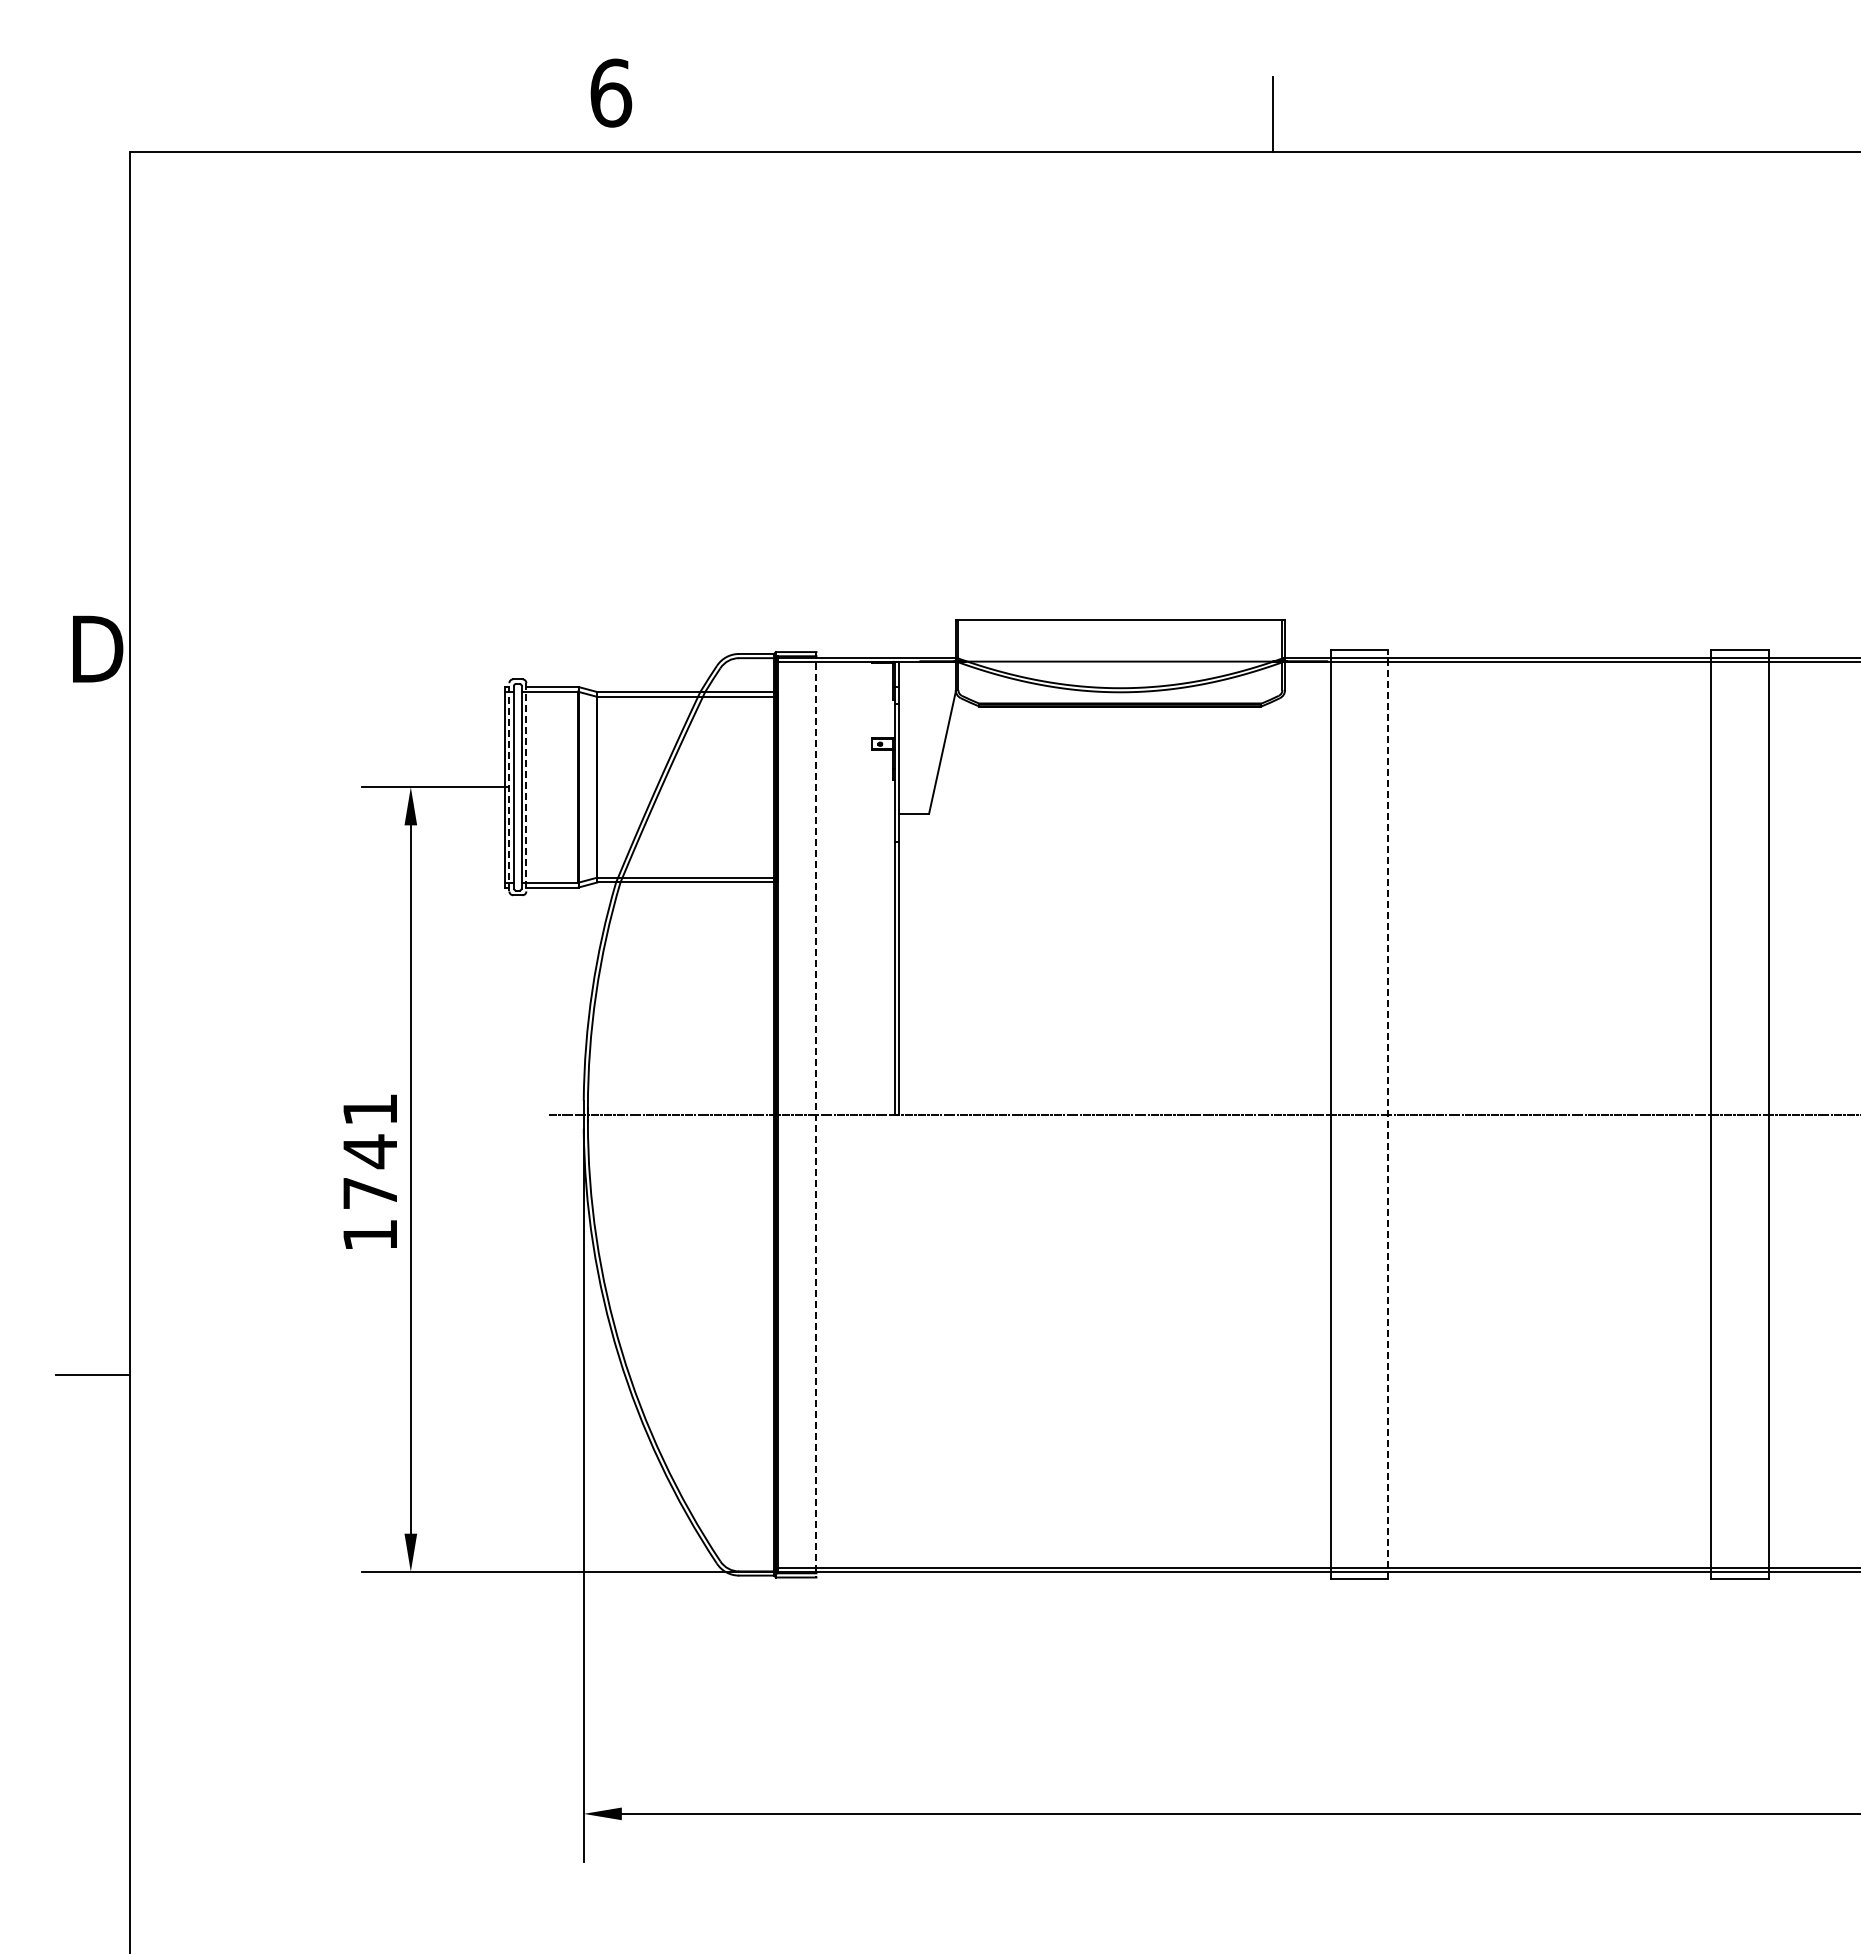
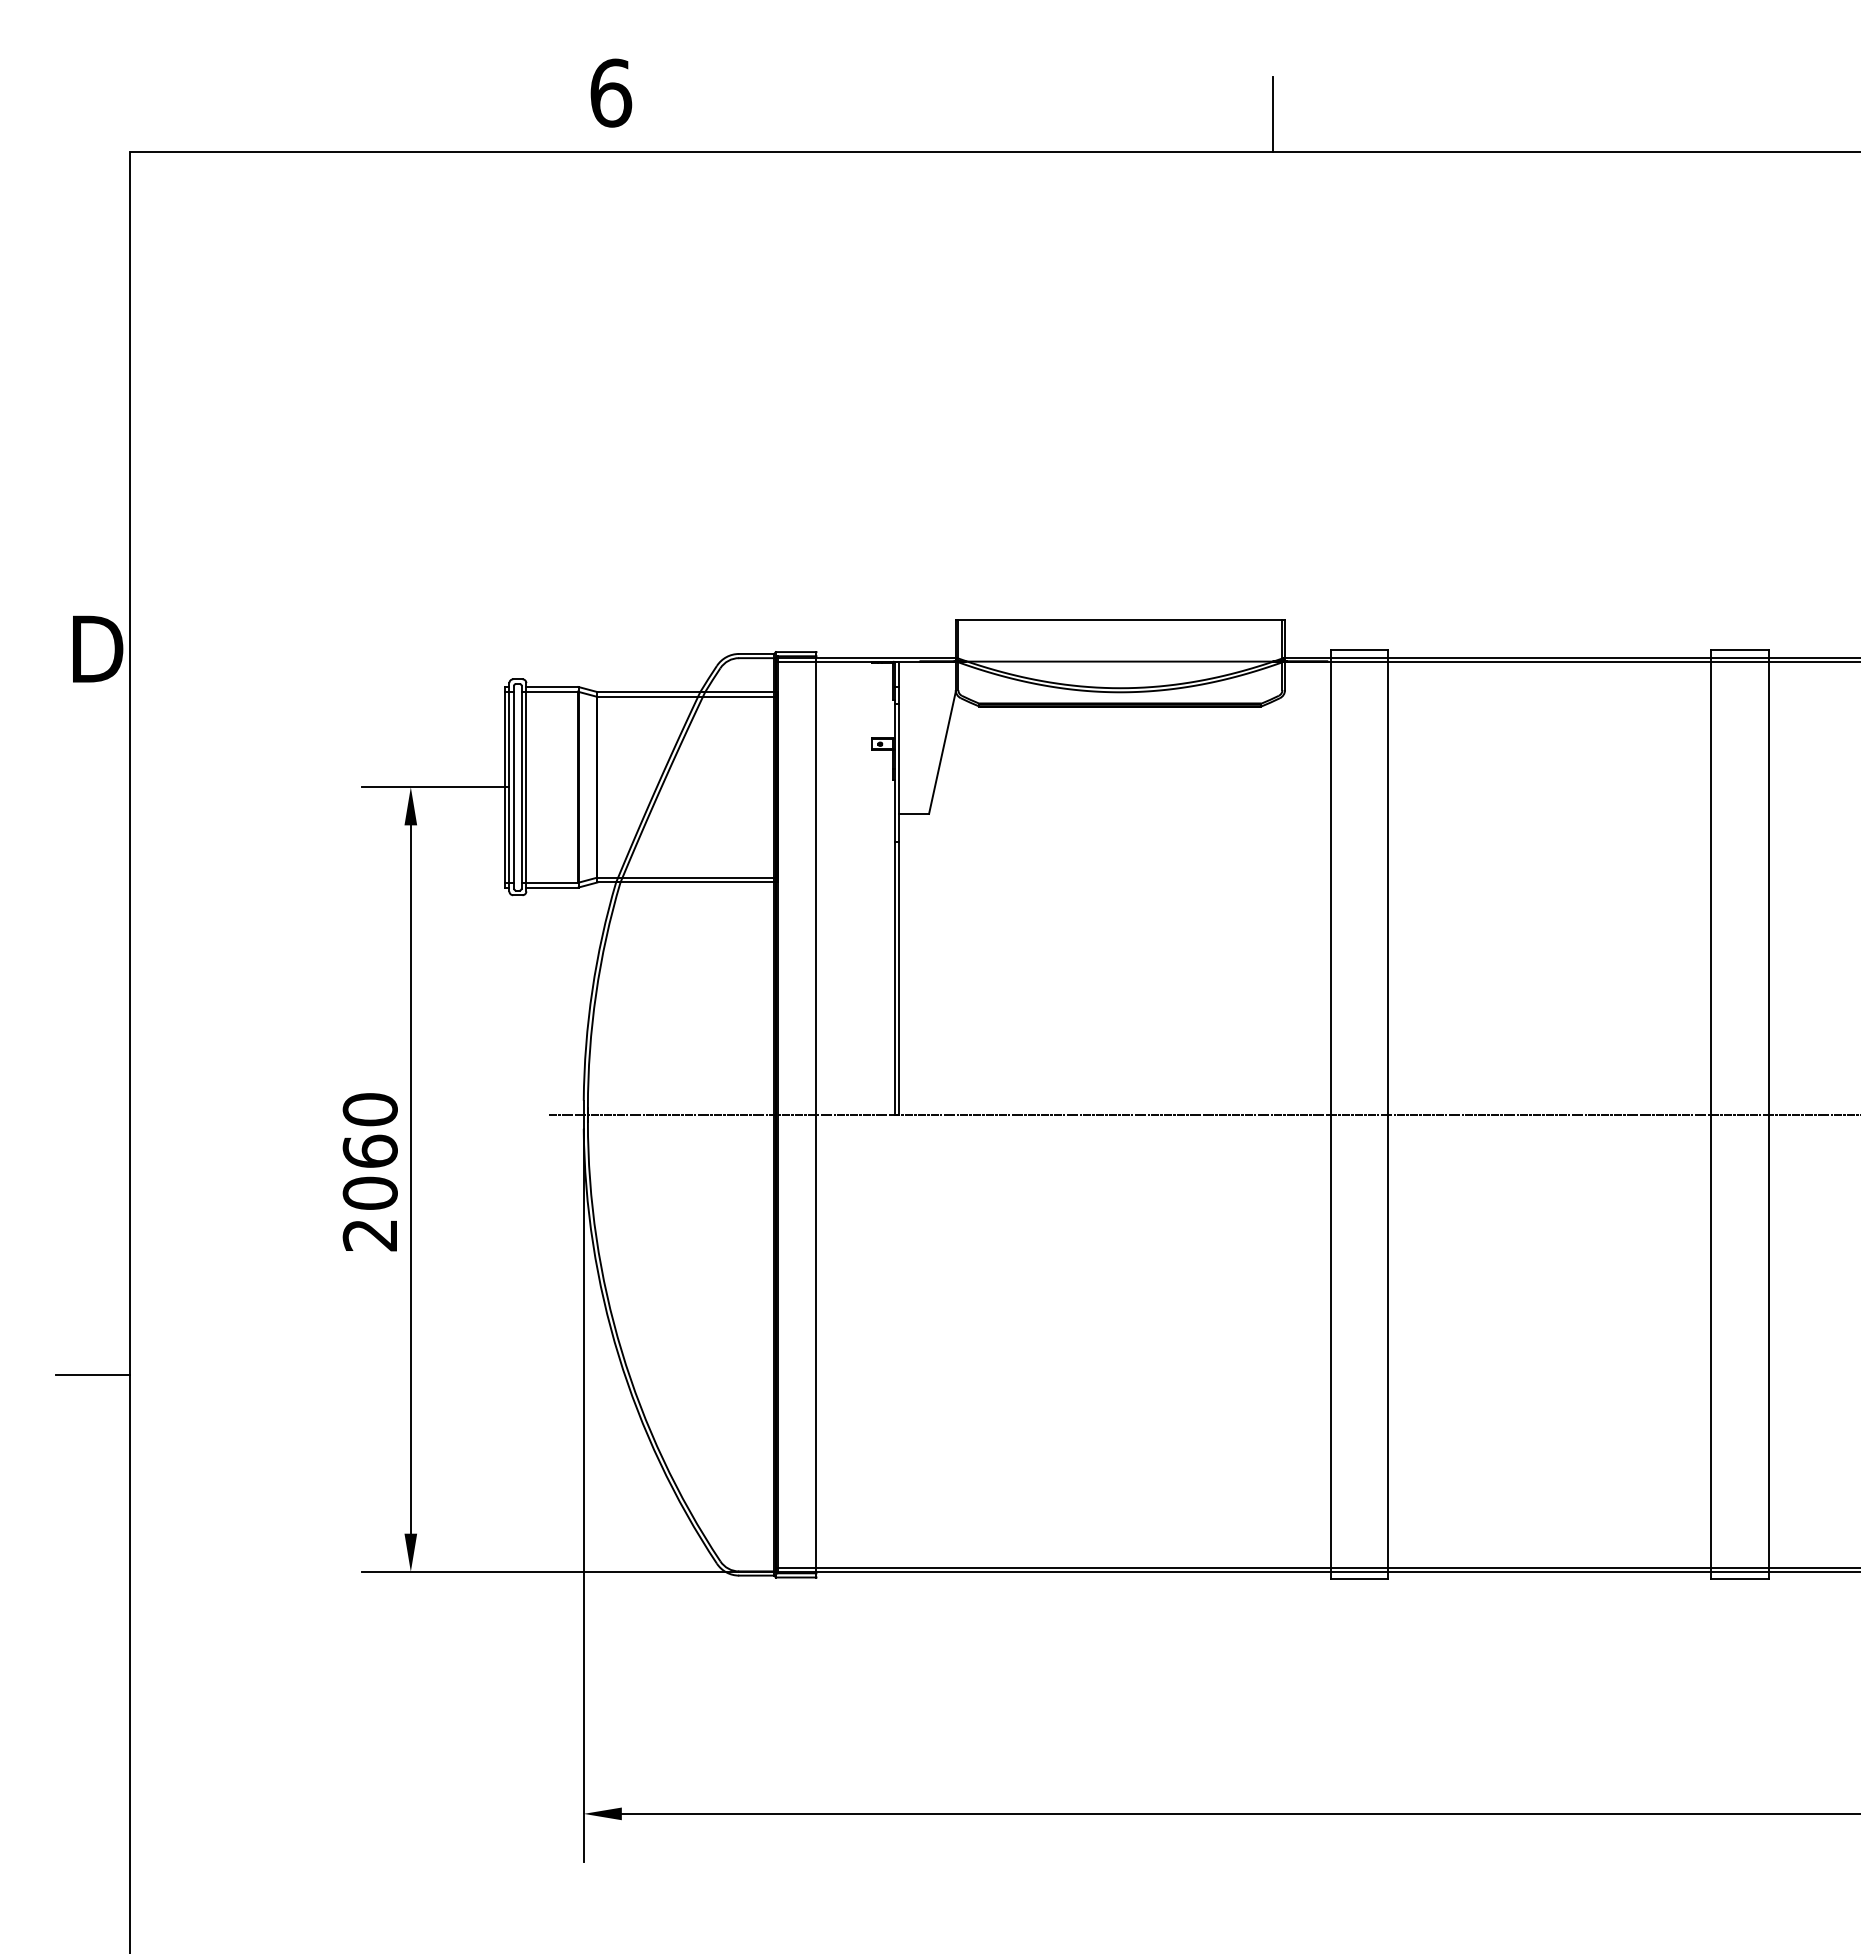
line: dashed -> solid (509, 786)
line: dashed -> solid (526, 787)
line: dashed -> solid (816, 1114)
line: dashed -> solid (1387, 1114)
text: 1741 -> 2060 (369, 1172)
